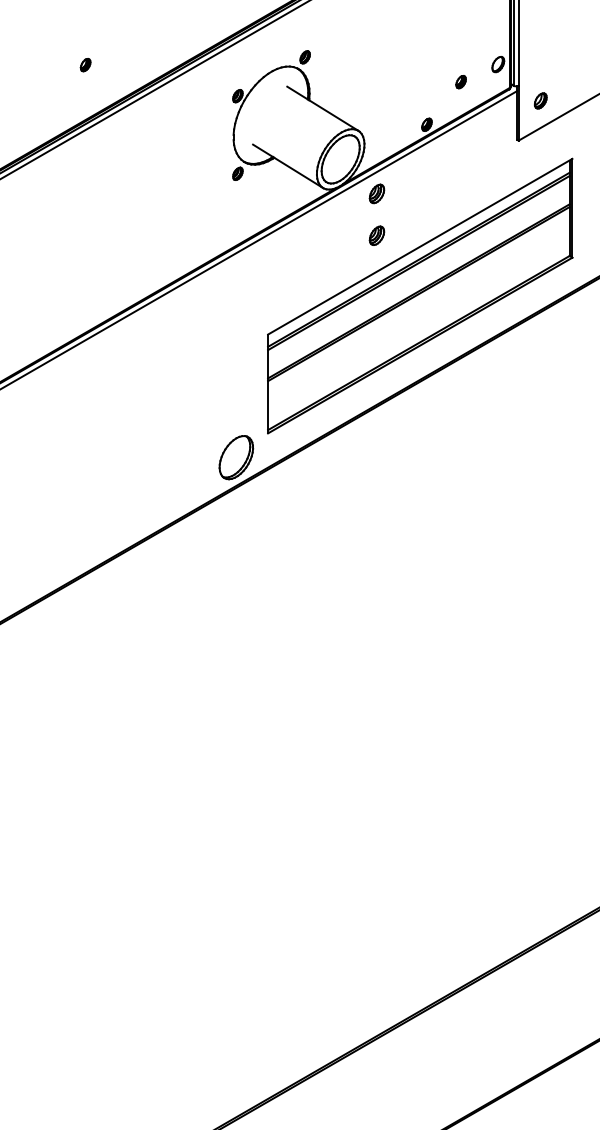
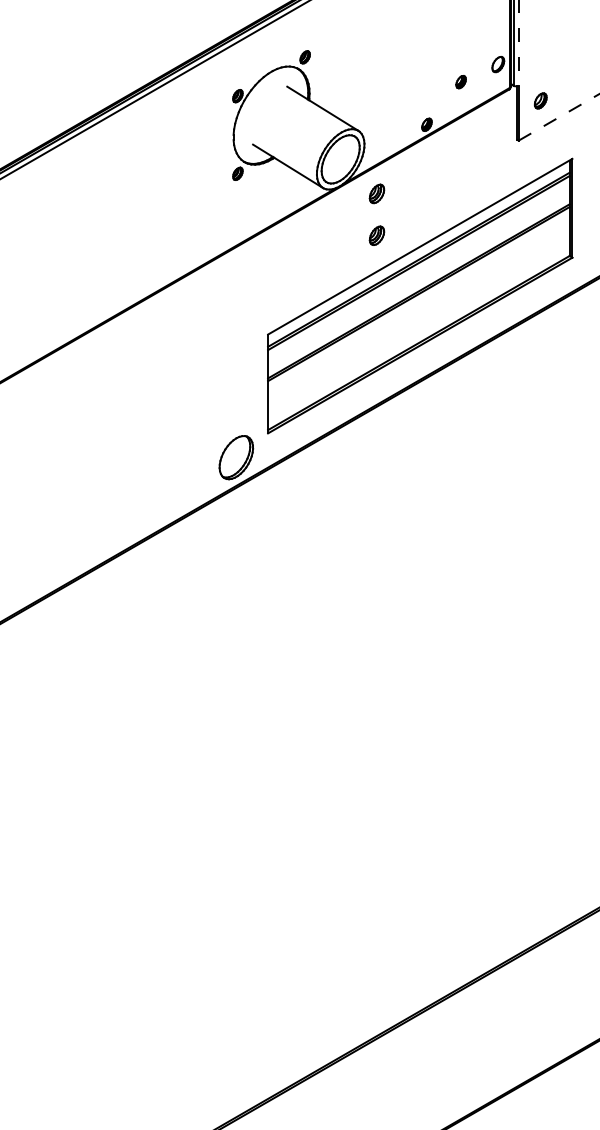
line: solid -> dashed (518, 43)
part: present -> none (85, 65)
line: solid -> dashed (559, 117)
line: present -> none (259, 239)
